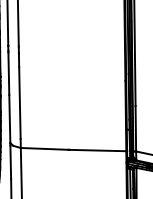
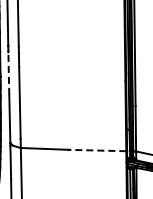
line: solid -> dashed (8, 73)
line: solid -> dashed (97, 150)
